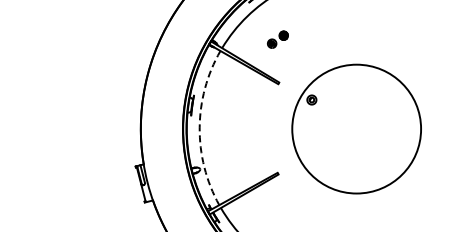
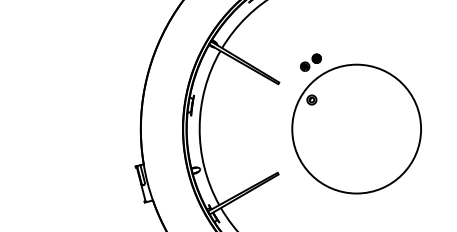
part position: (277, 39) -> (310, 62) (310, 62)
arc: dashed -> solid (199, 127)
